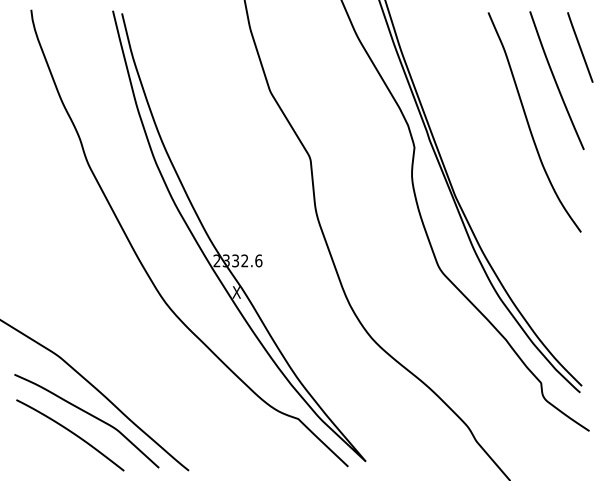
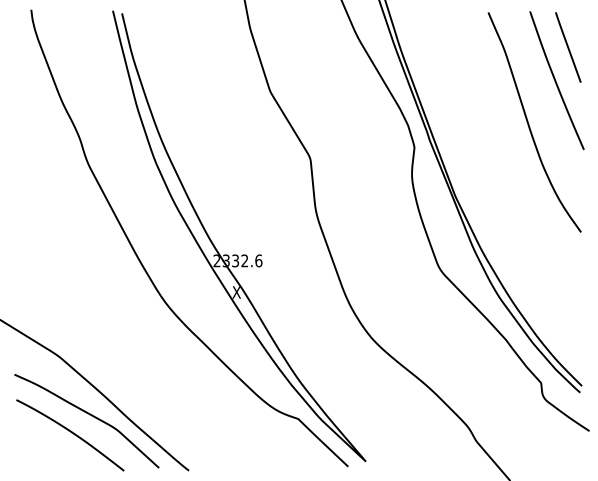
line position: (580, 47) -> (568, 47) (568, 47)
